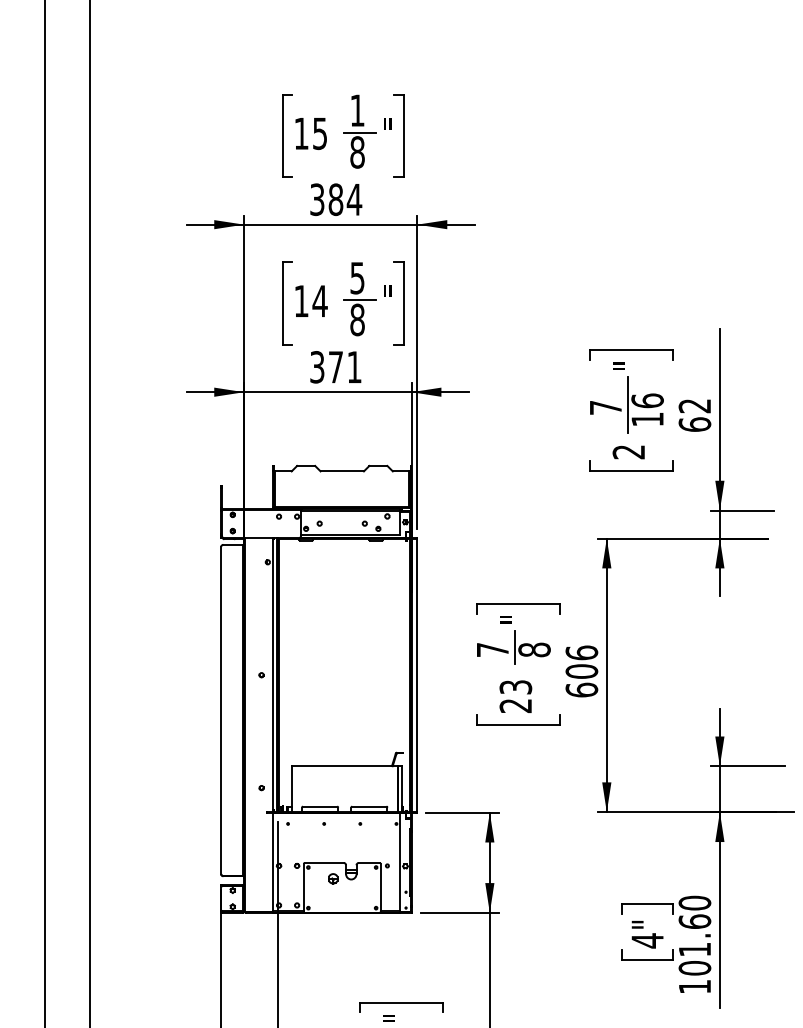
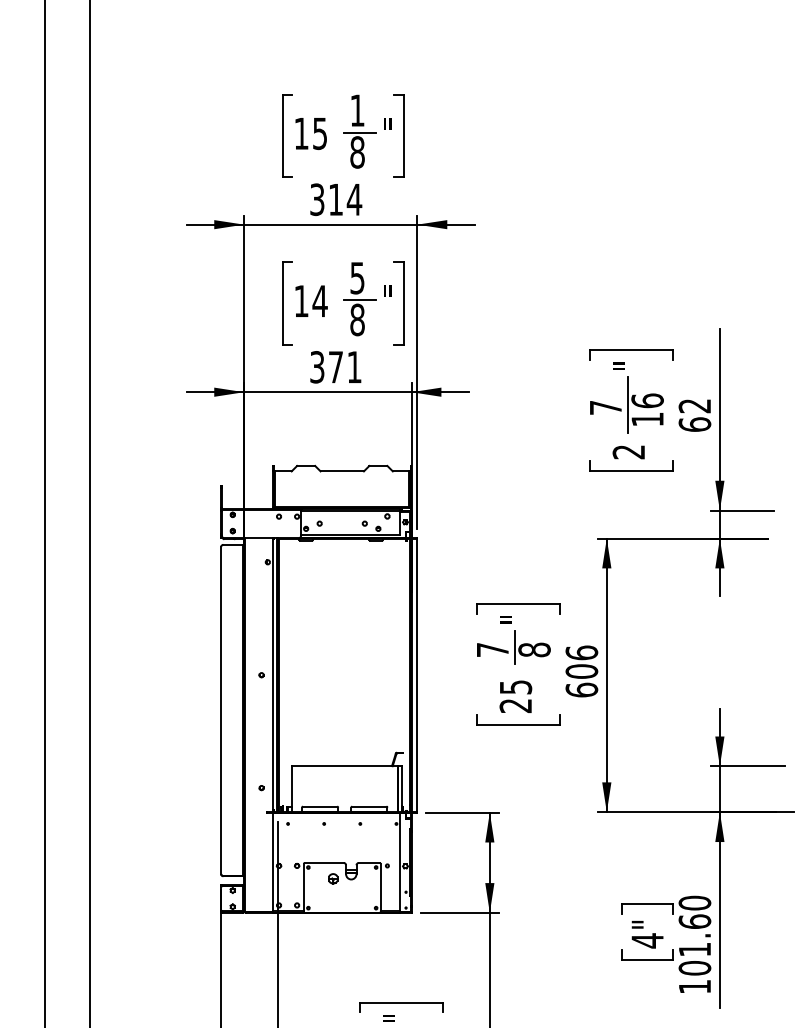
text: 384 -> 314 (335, 199)
text: 23 -> 25 (515, 686)
